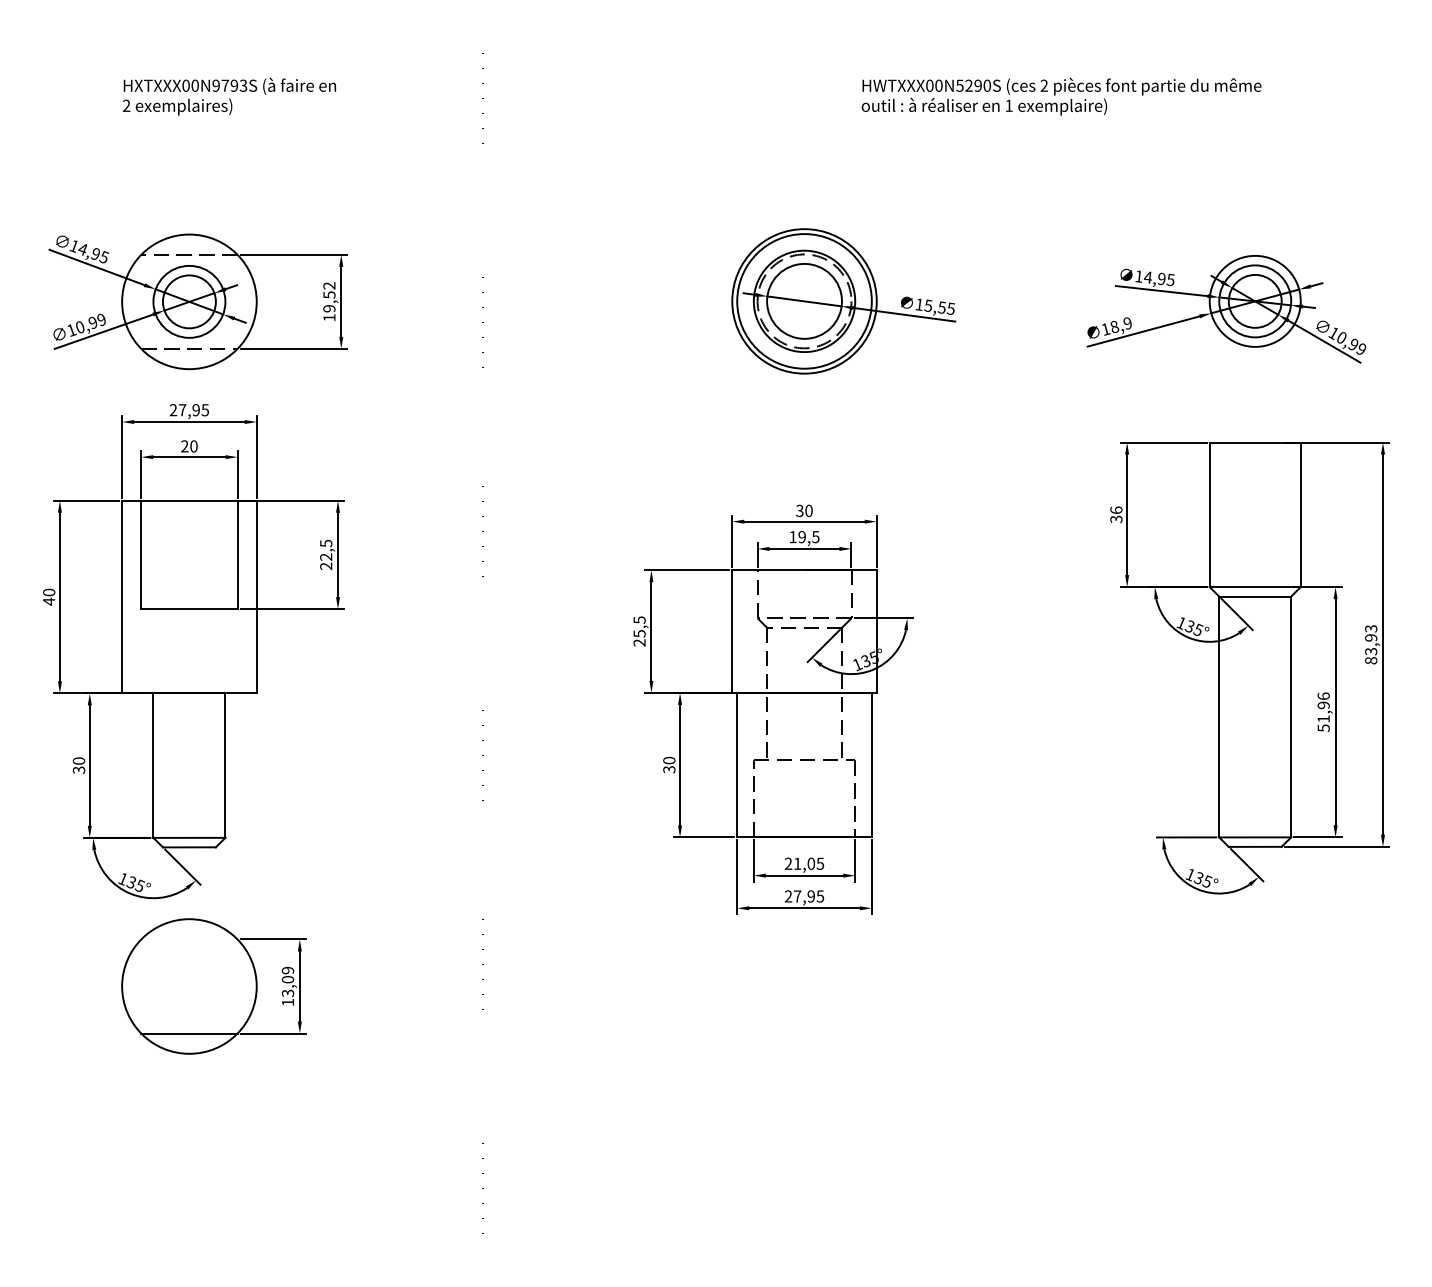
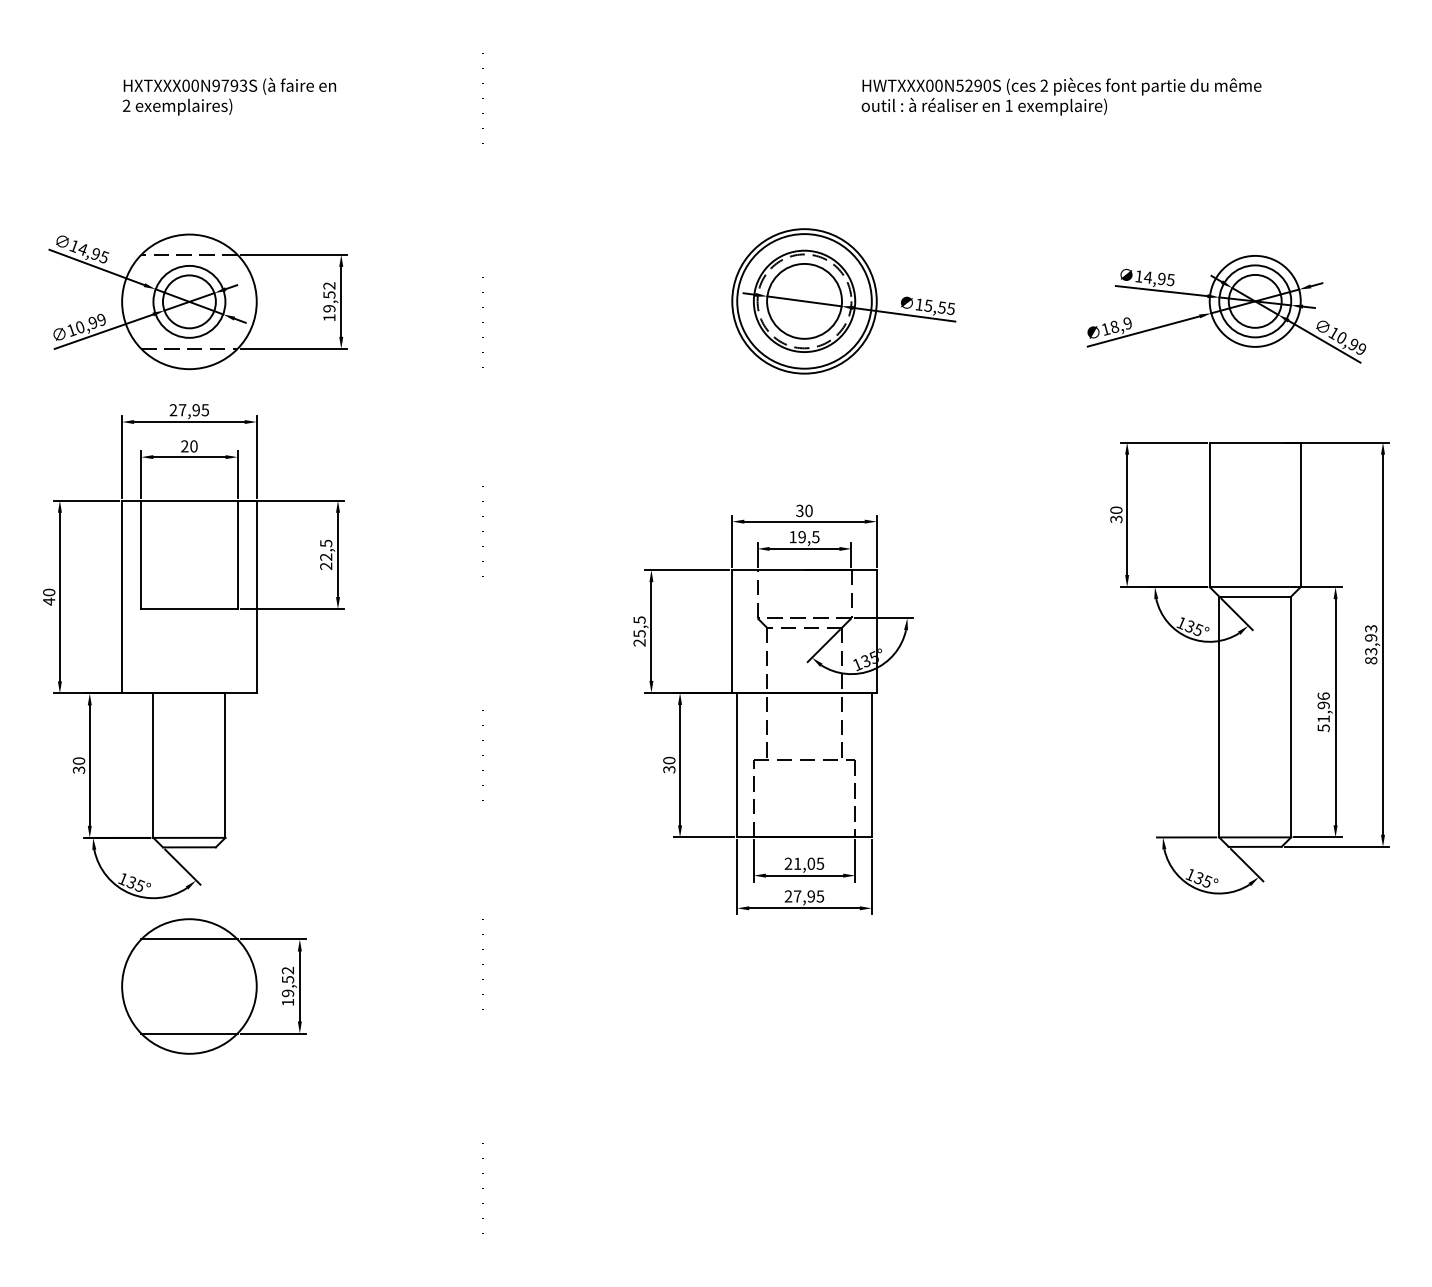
text: 36 -> 30 (1116, 509)
line: none -> present (189, 939)
text: 13,09 -> 19,52 (287, 981)
